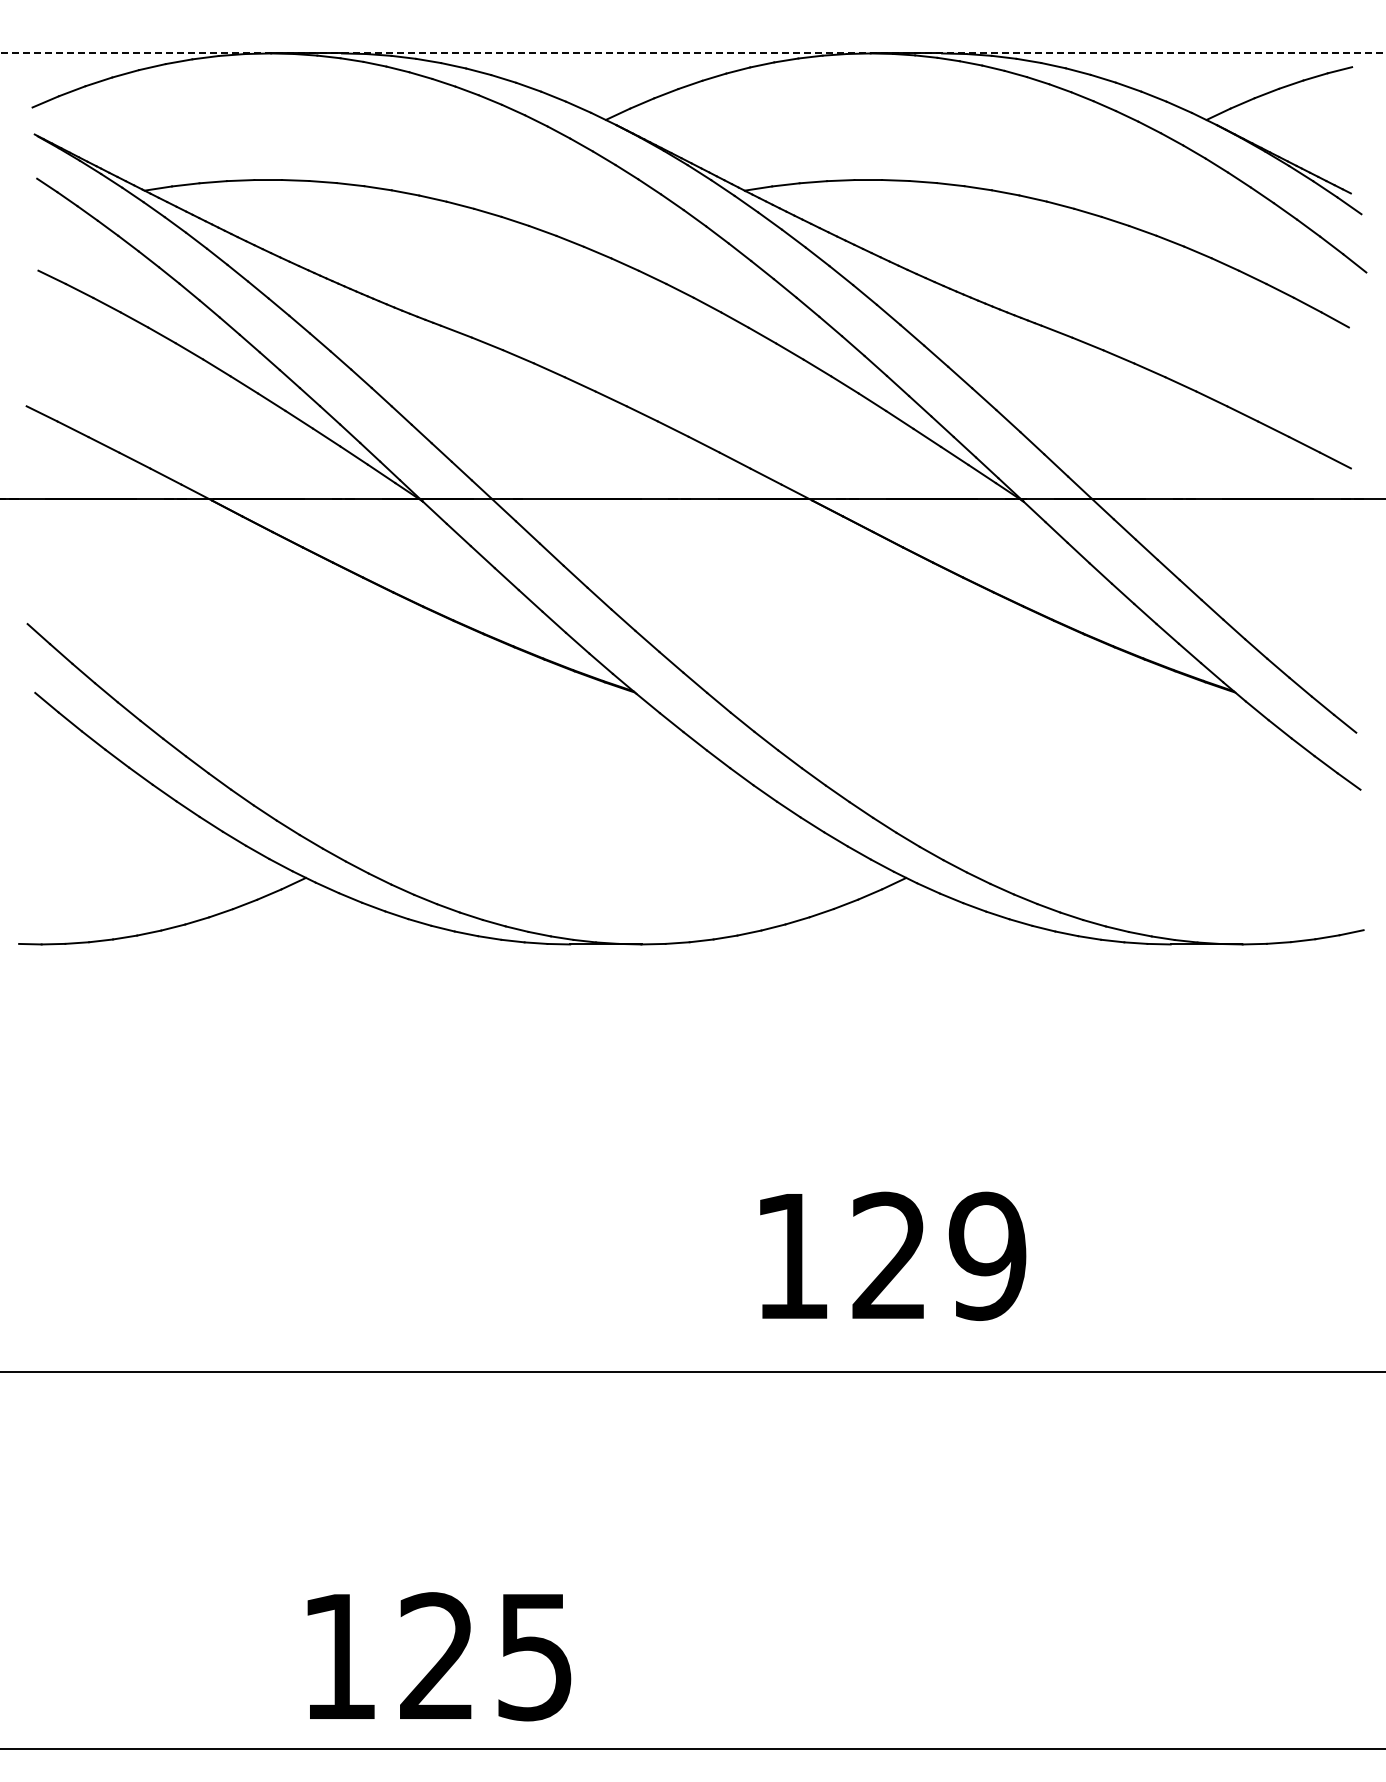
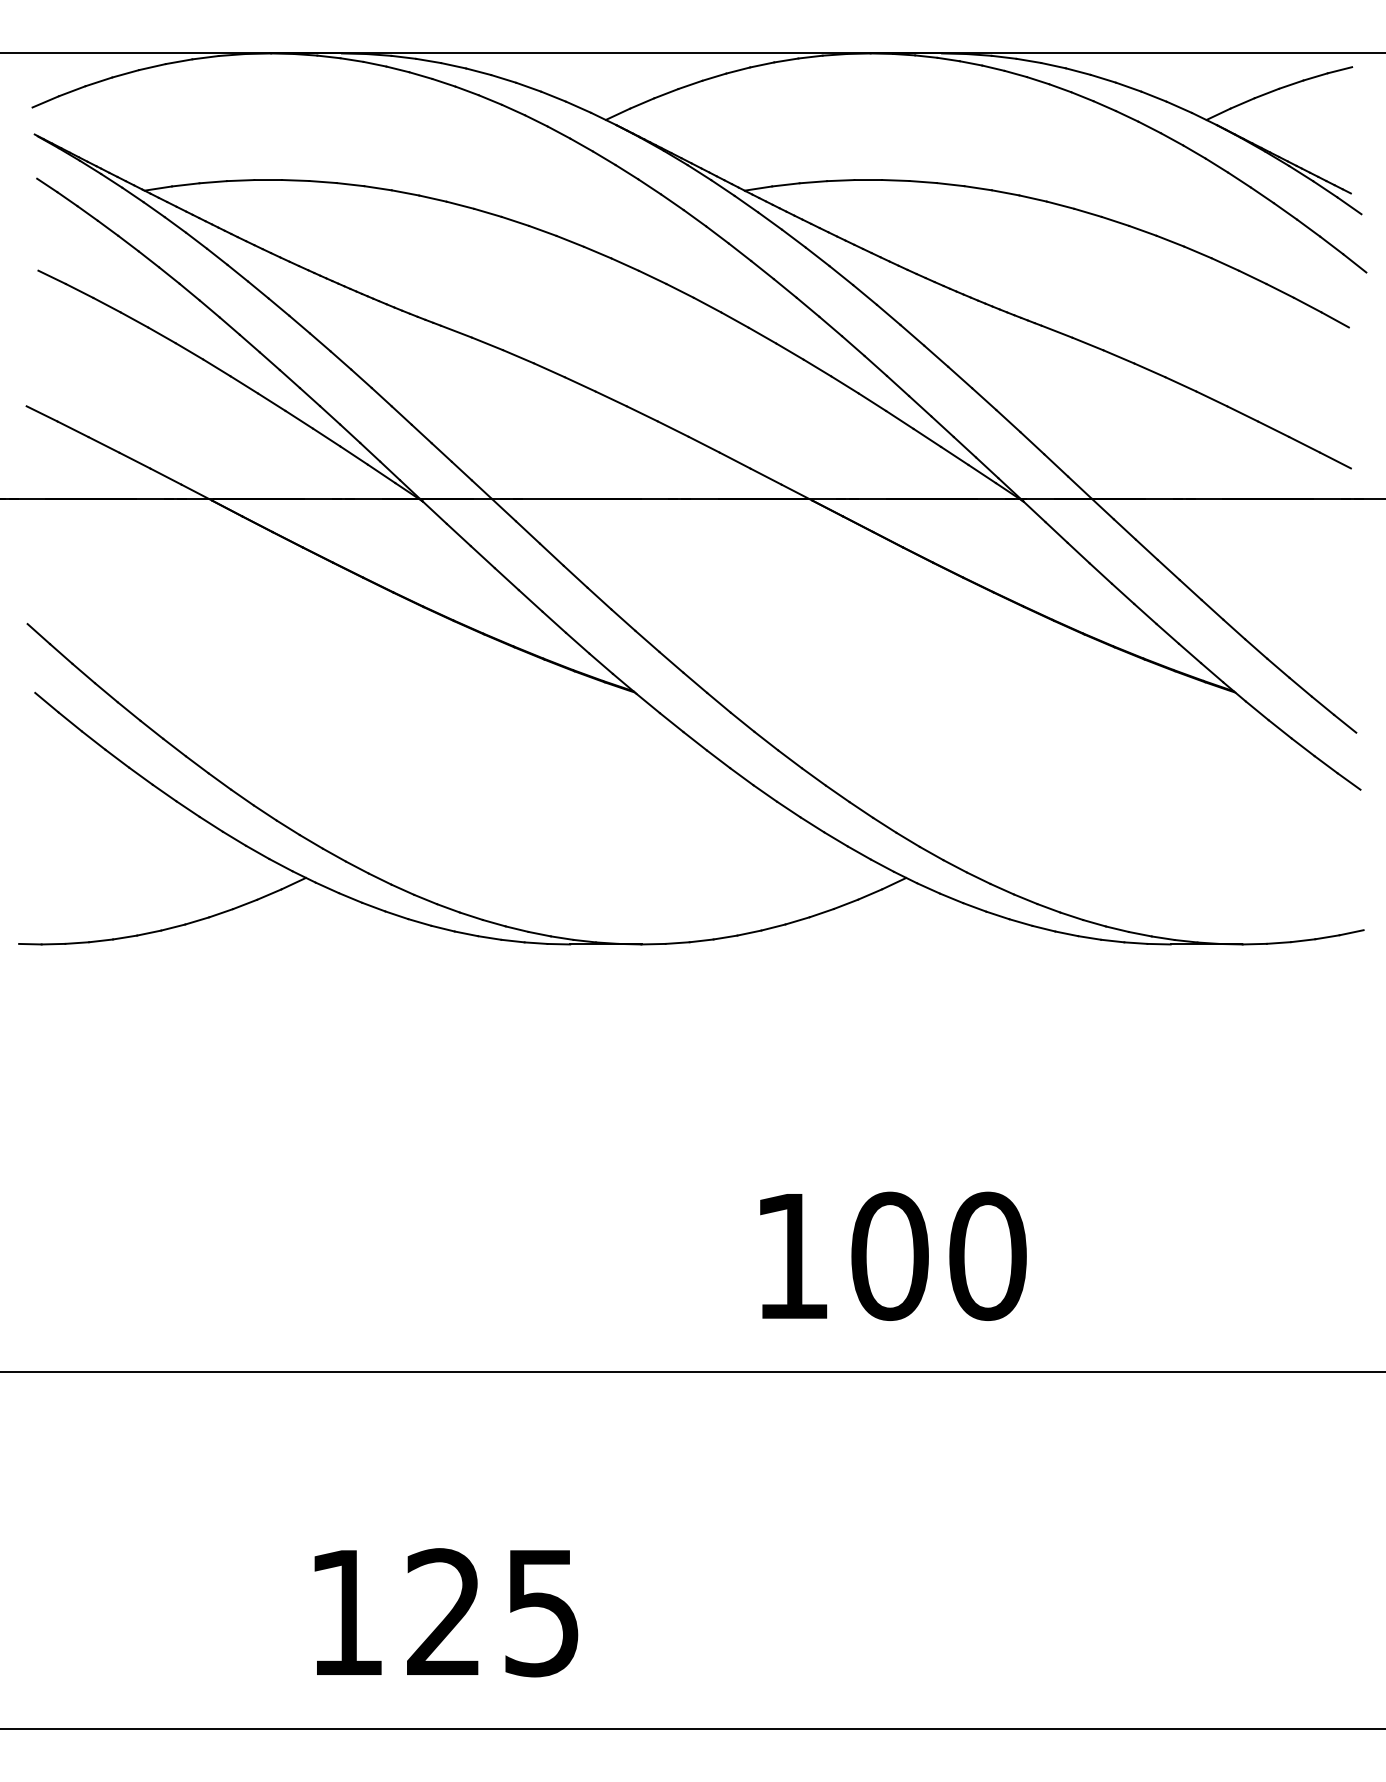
line: dashed -> solid (692, 53)
text: 129 -> 100 (938, 1255)
text position: (439, 1656) -> (446, 1612) (446, 1612)
line position: (692, 1748) -> (692, 1728) (692, 1728)
